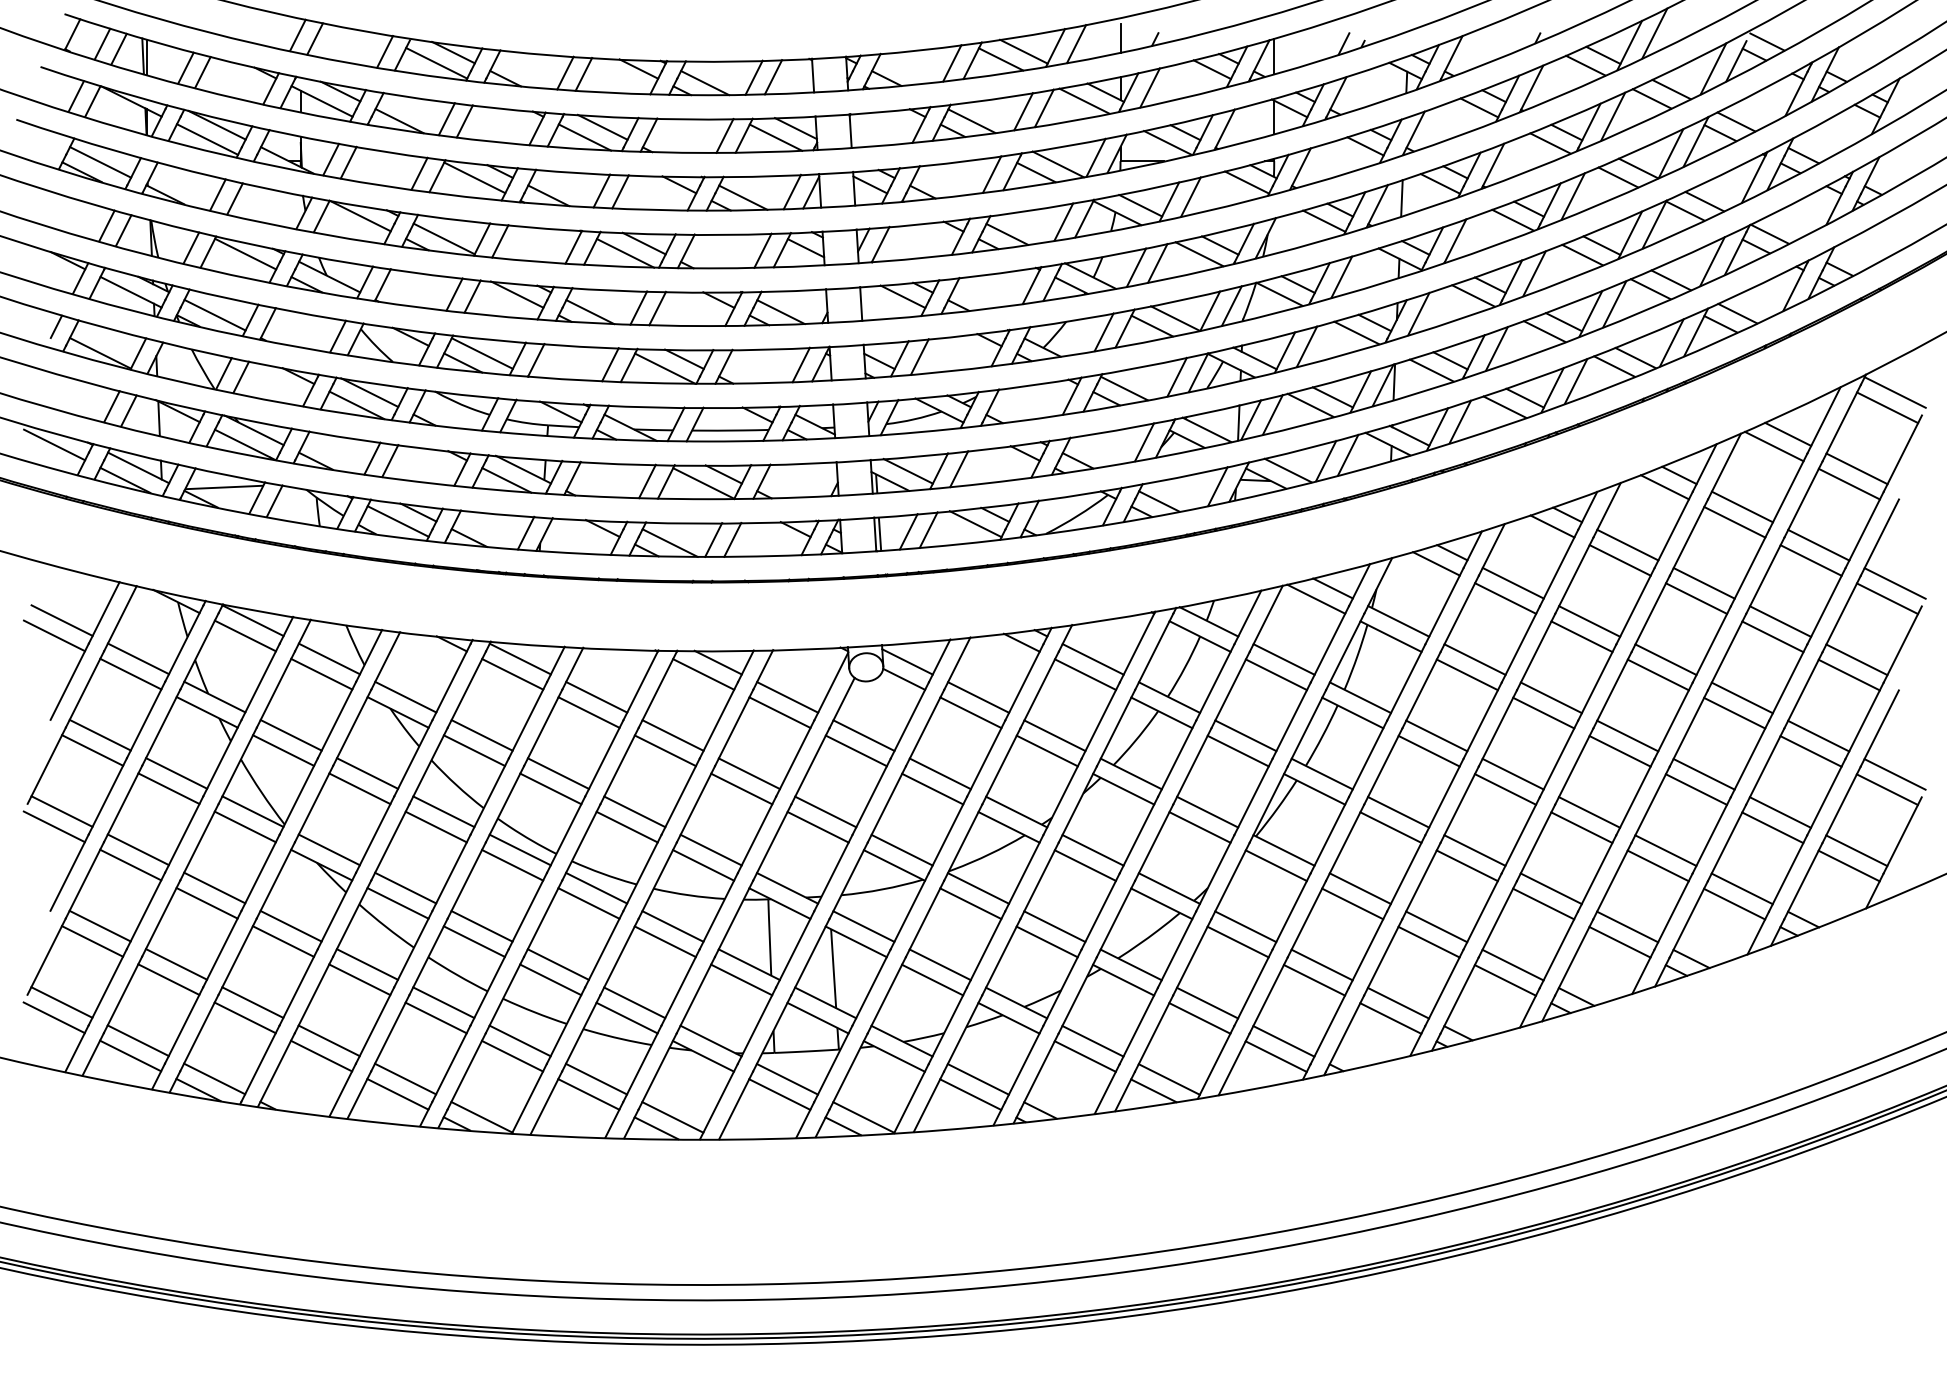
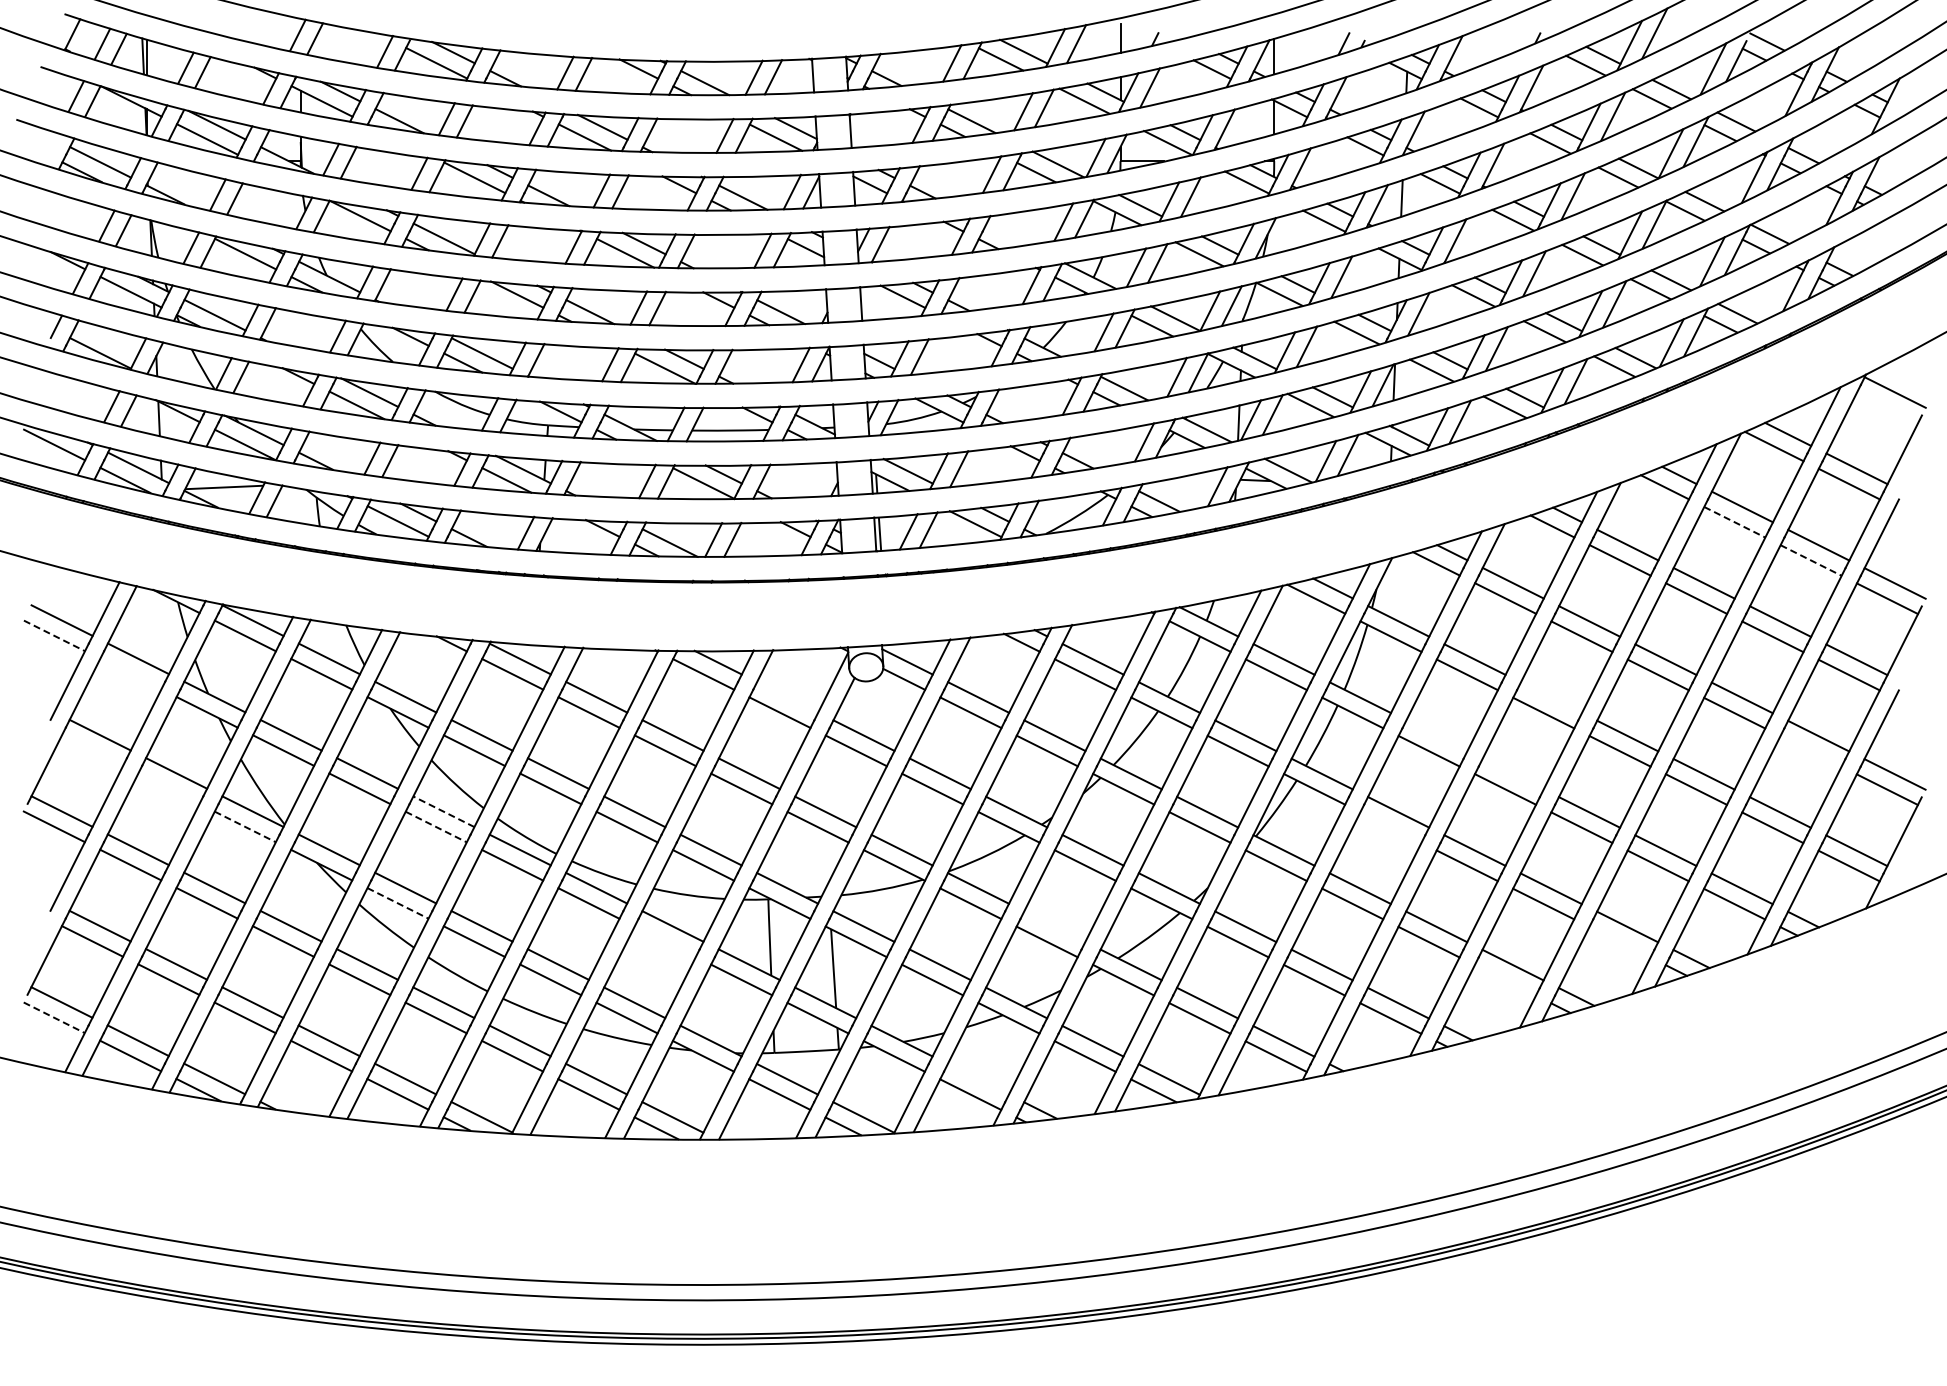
line: present -> none (1007, 234)
line: present -> none (1887, 407)
line: solid -> dashed (1735, 522)
line: solid -> dashed (1811, 560)
line: solid -> dashed (54, 636)
line: present -> none (130, 673)
line: present -> none (787, 697)
line: present -> none (1550, 697)
line: present -> none (1436, 735)
line: present -> none (92, 750)
line: present -> none (1810, 751)
line: present -> none (1512, 773)
line: present -> none (168, 788)
line: solid -> dashed (443, 811)
line: solid -> dashed (245, 827)
line: solid -> dashed (436, 827)
line: present -> none (1390, 827)
line: solid -> dashed (398, 903)
line: present -> none (1054, 926)
line: present -> none (664, 941)
line: present -> none (1619, 941)
line: present -> none (1504, 980)
line: solid -> dashed (54, 1017)
line: present -> none (977, 1079)
